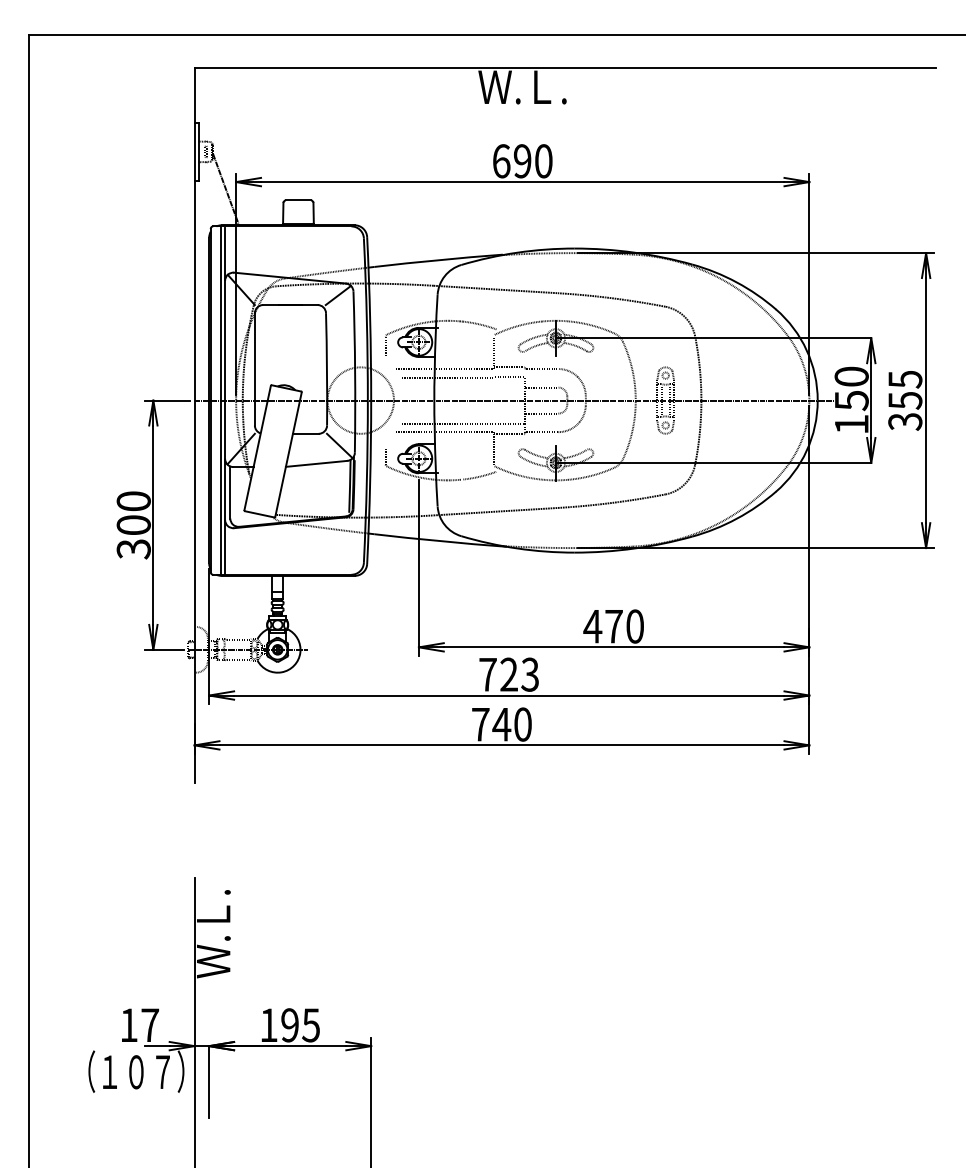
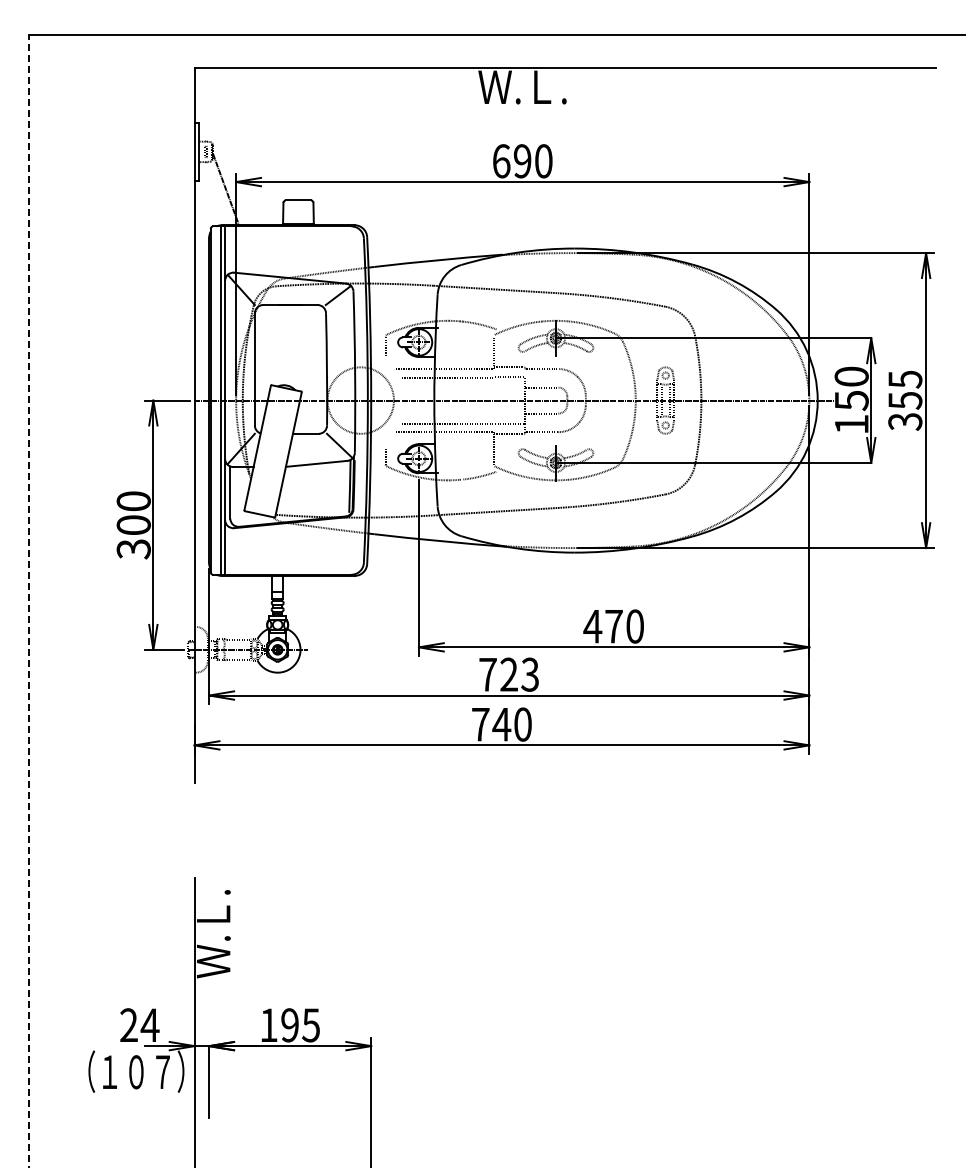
line: solid -> dashed (28, 600)
text: 17 -> 24 (139, 1024)
